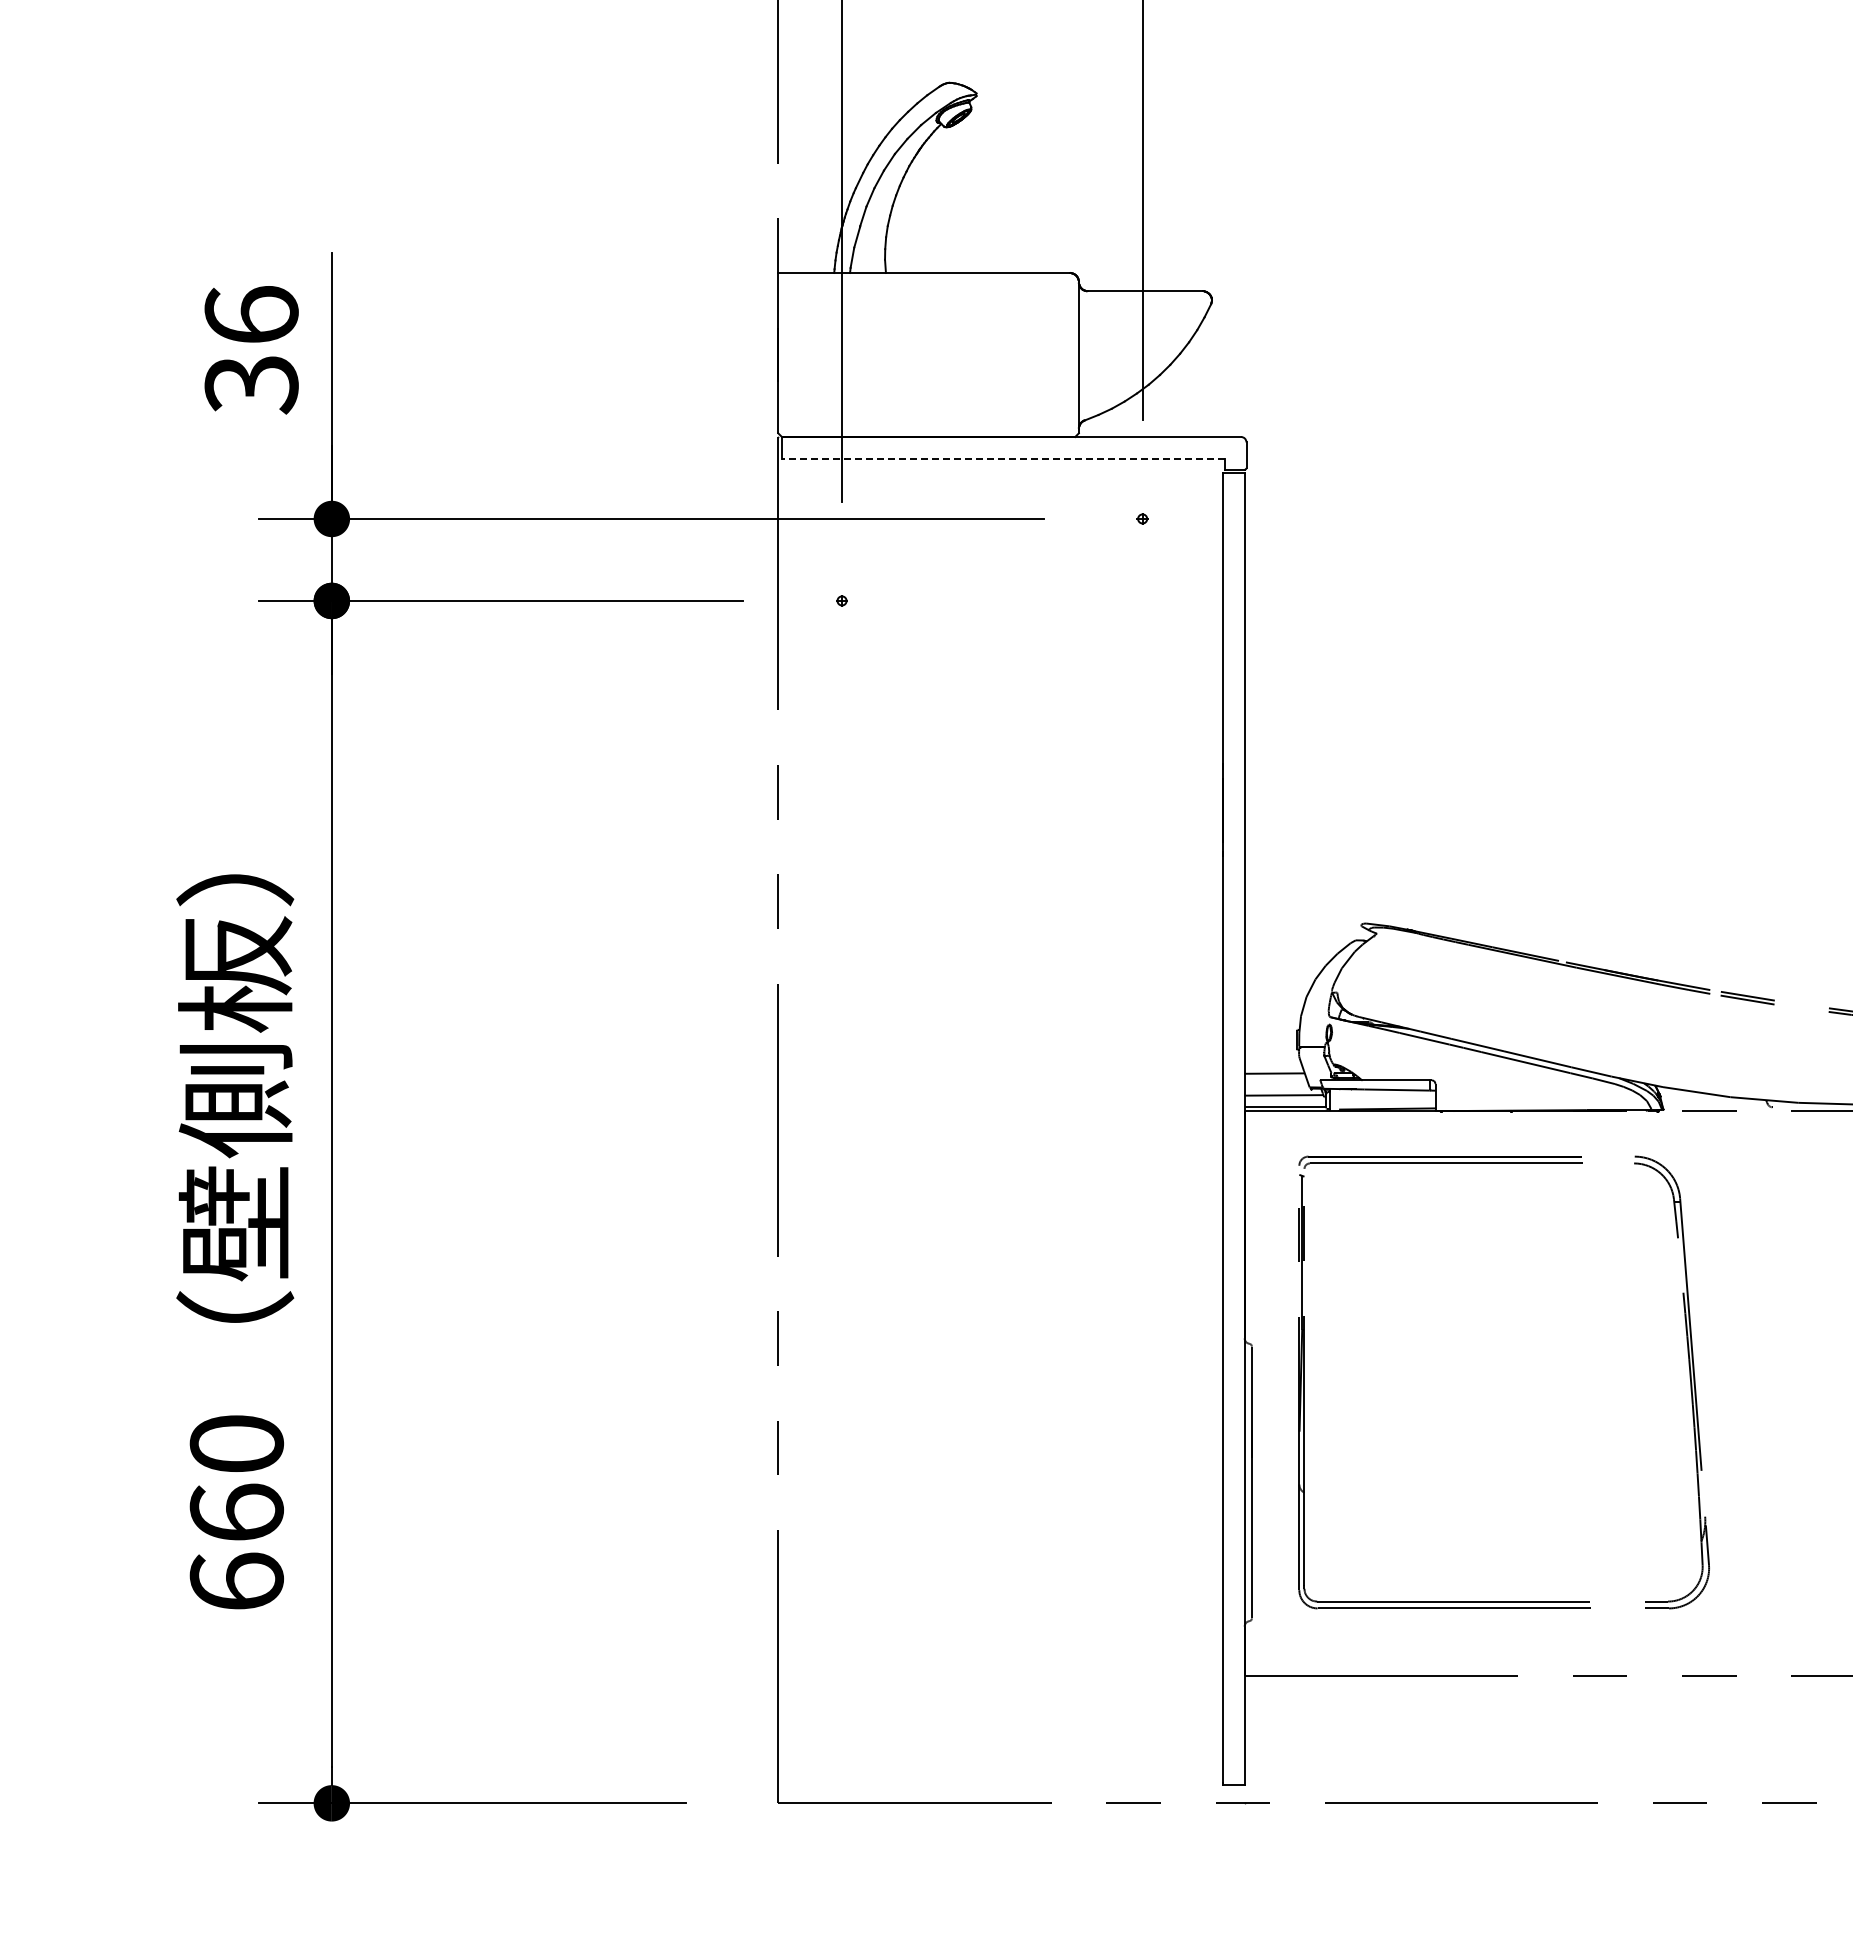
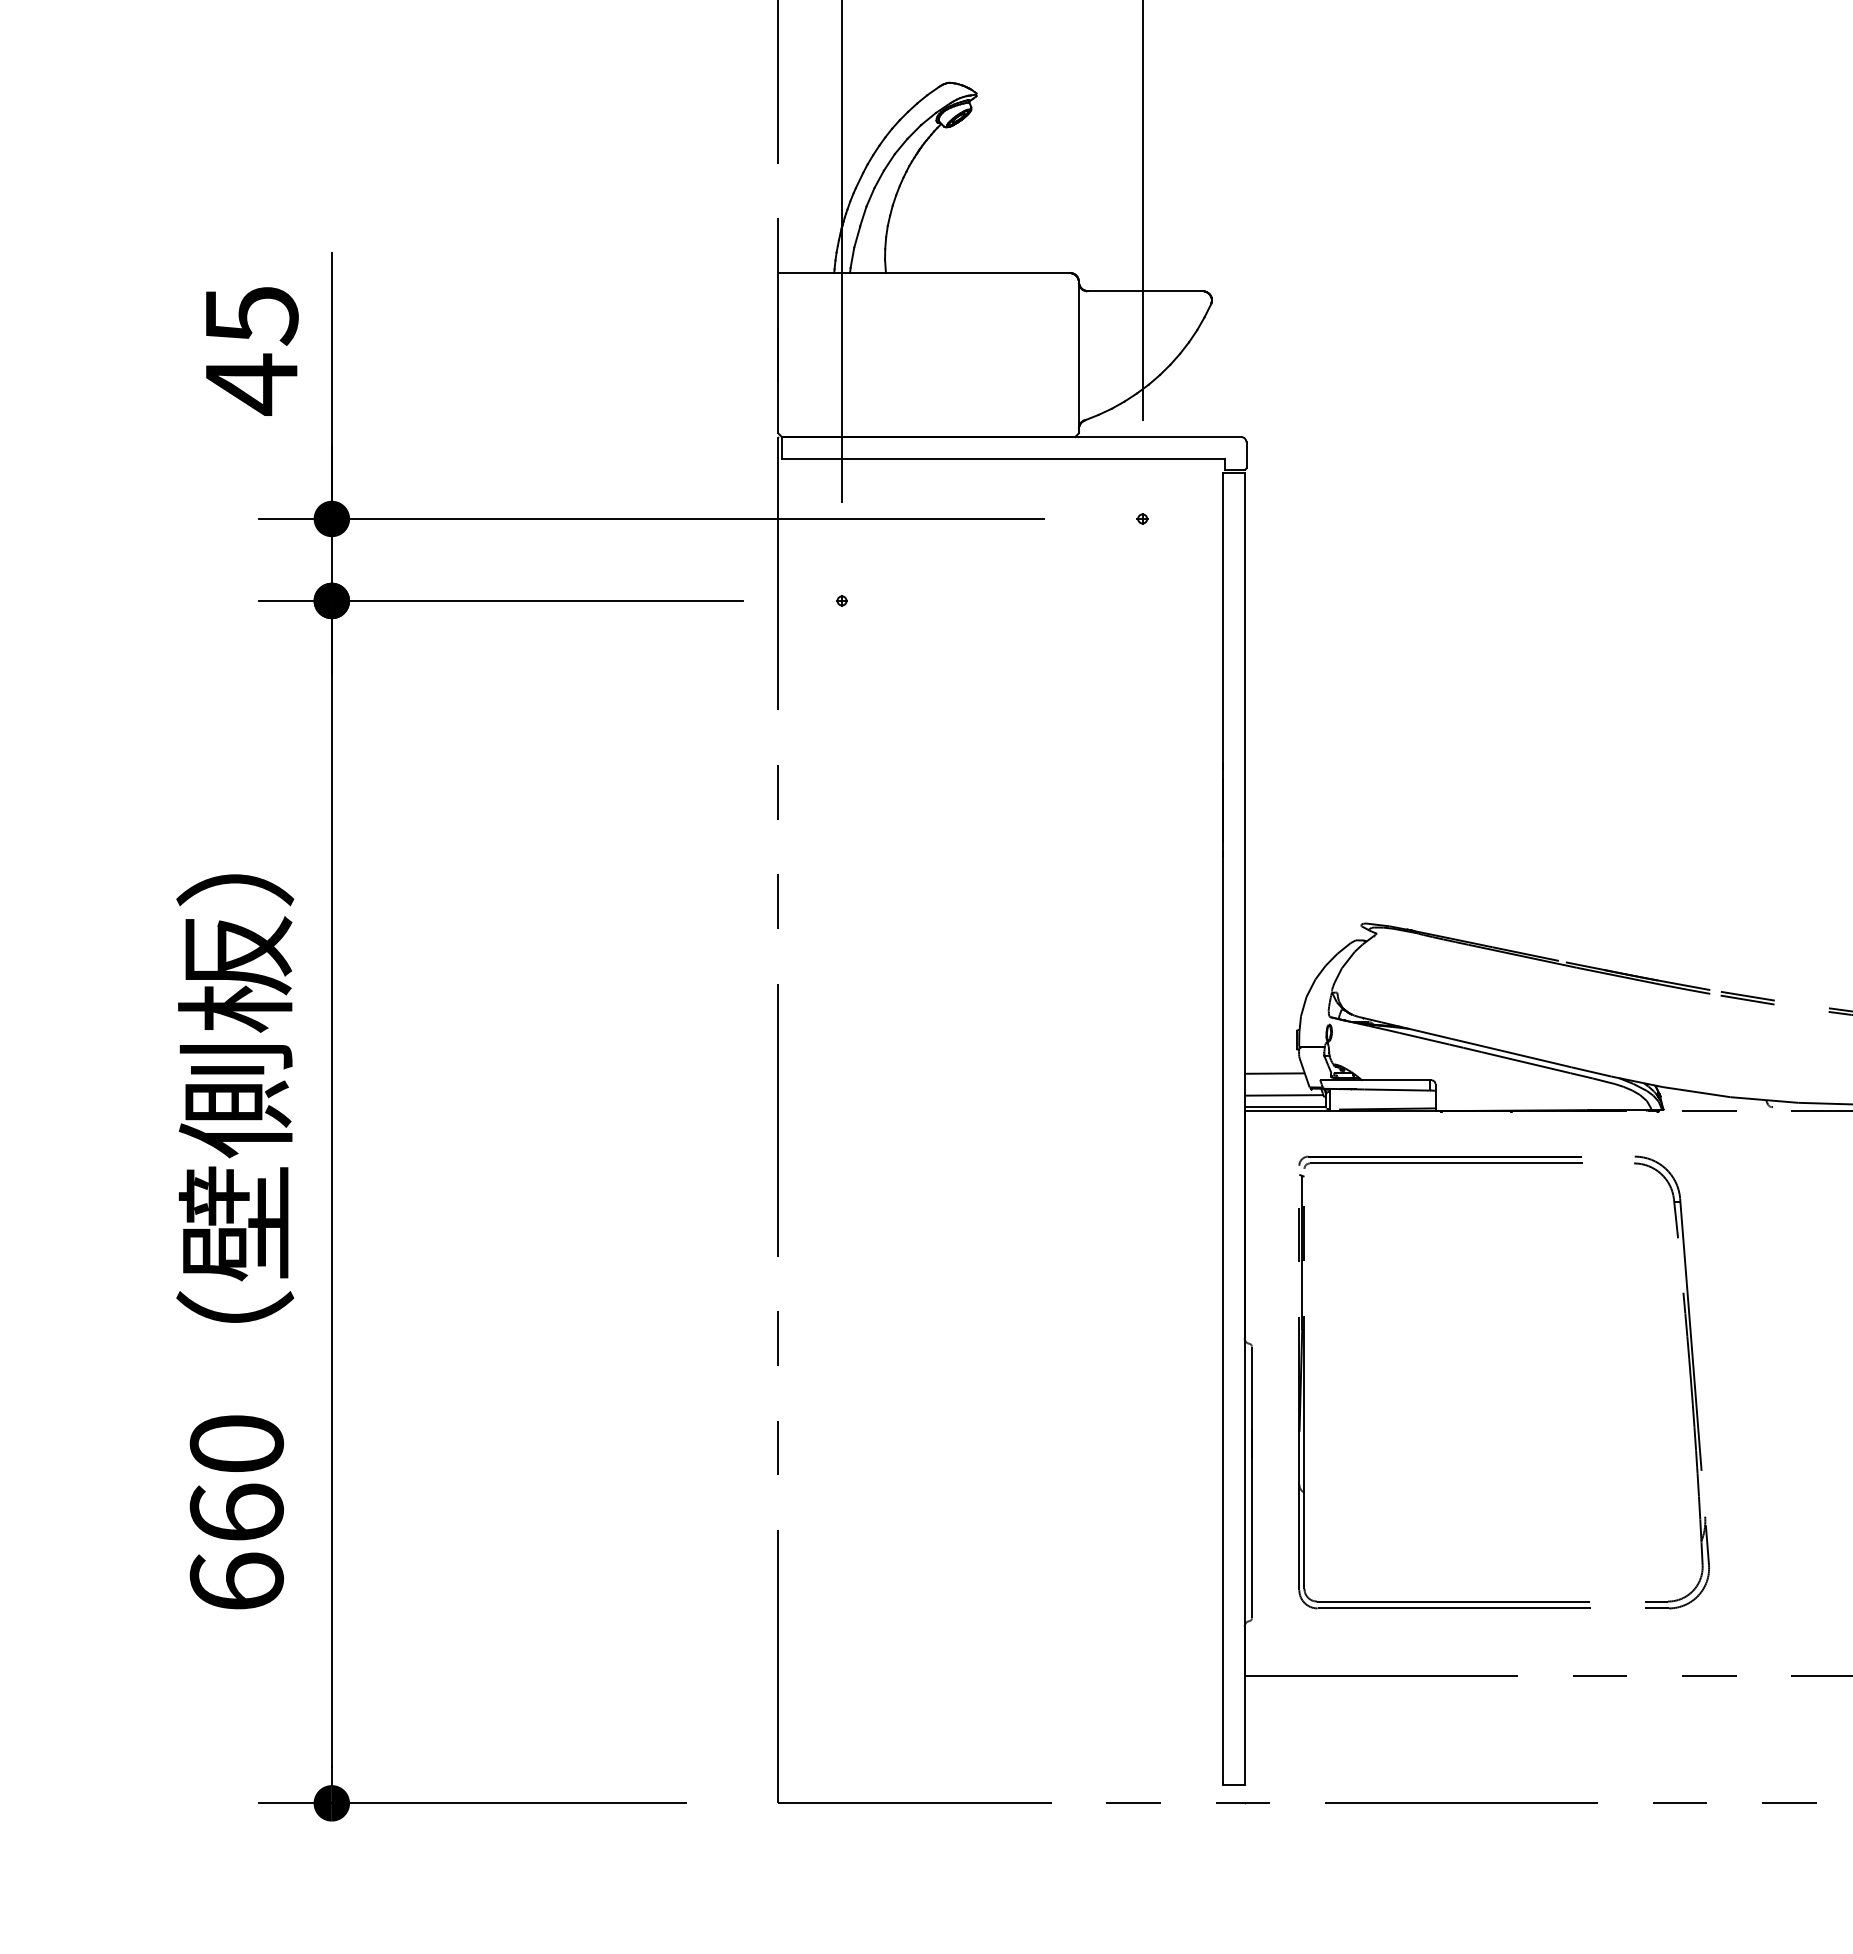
text: 36 -> 45 (251, 350)
line: dashed -> solid (1002, 458)
